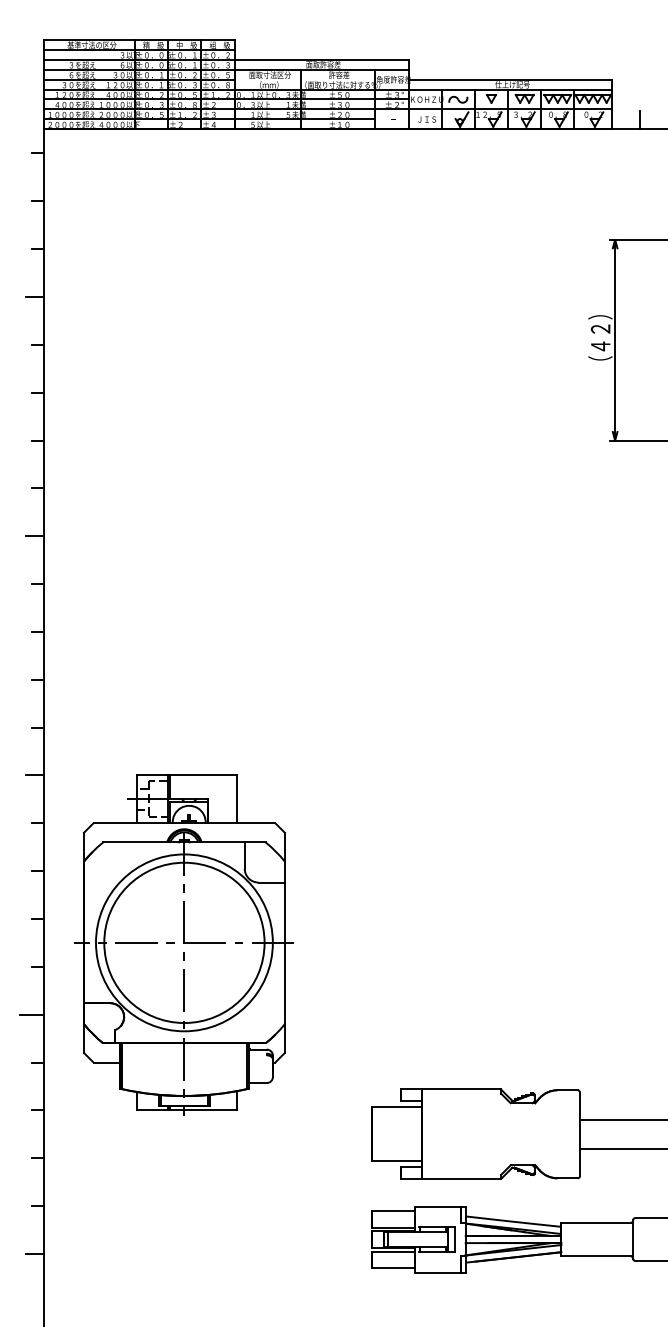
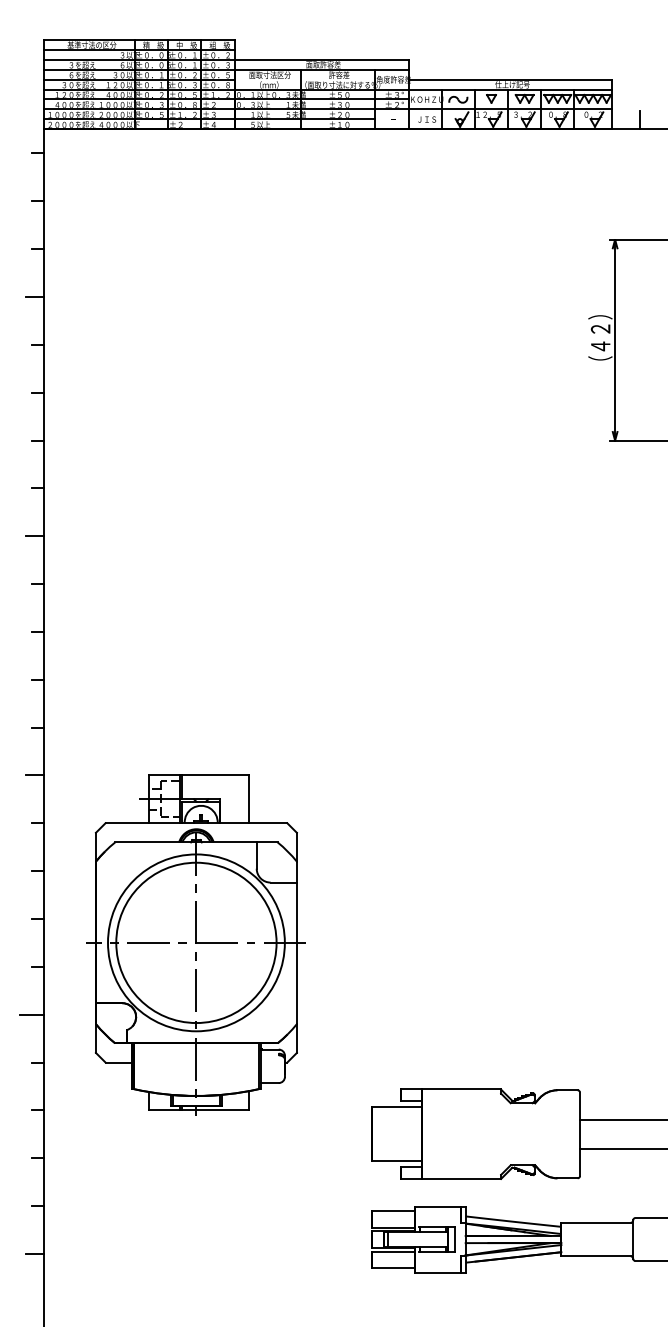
part position: (183, 944) -> (195, 944) (195, 944)
